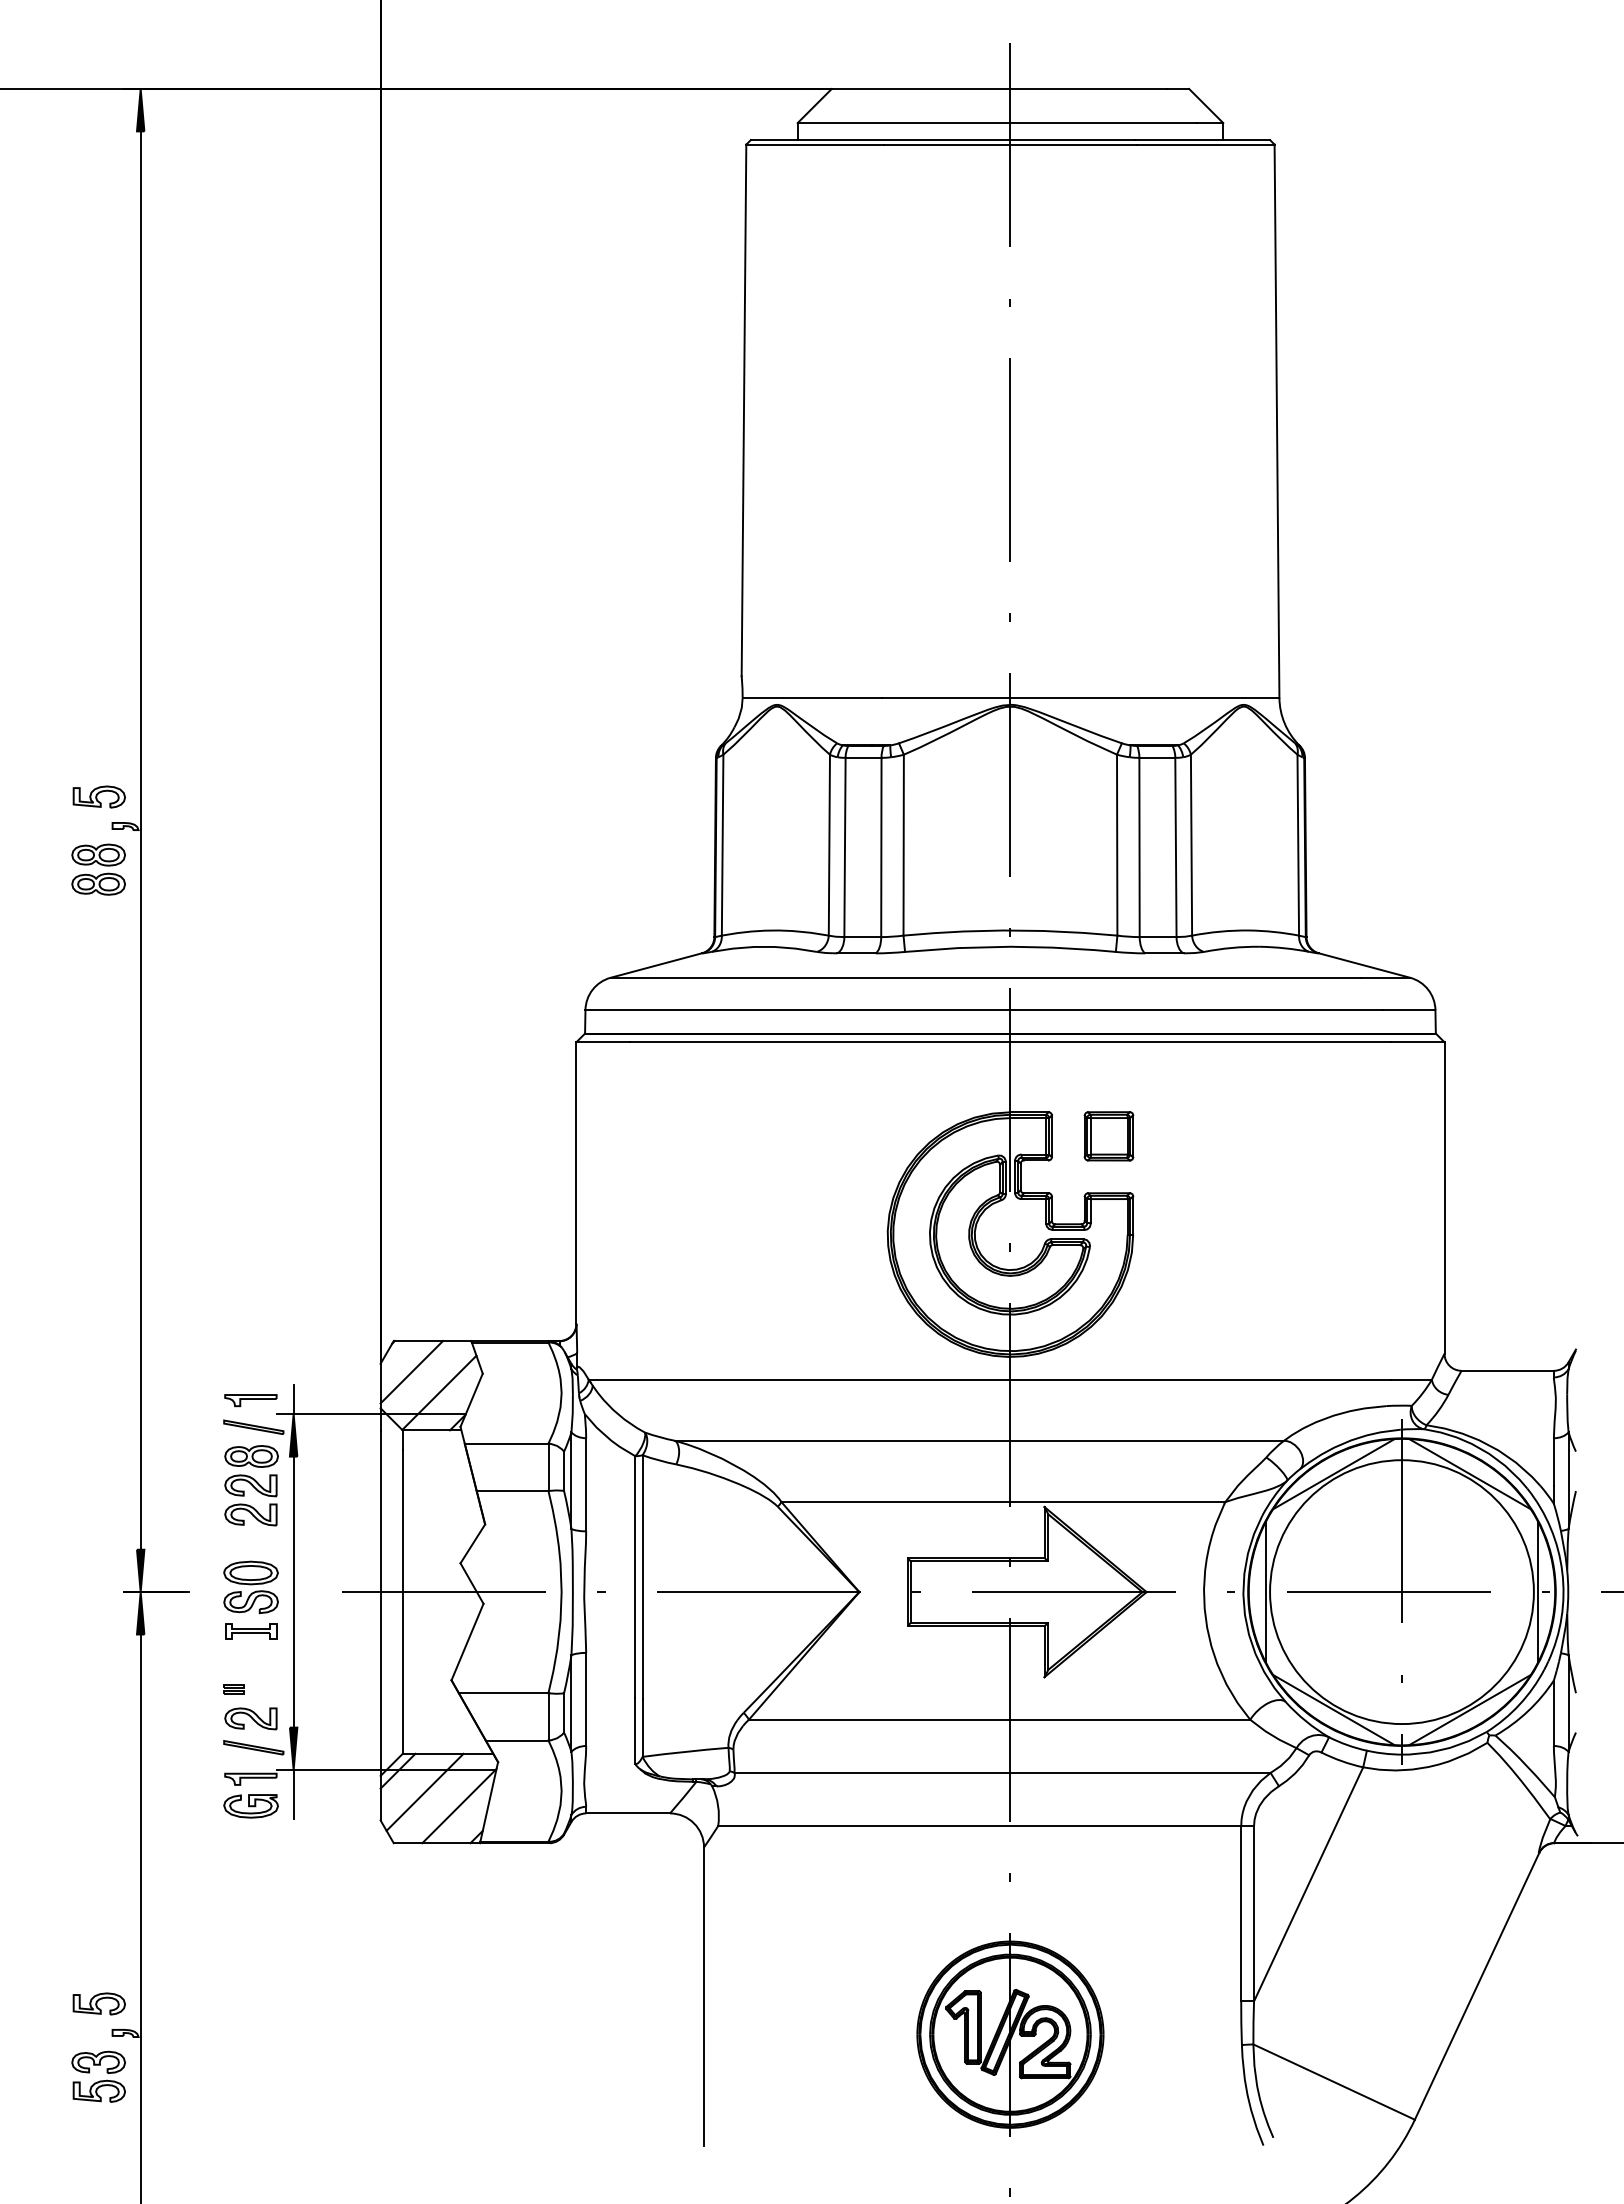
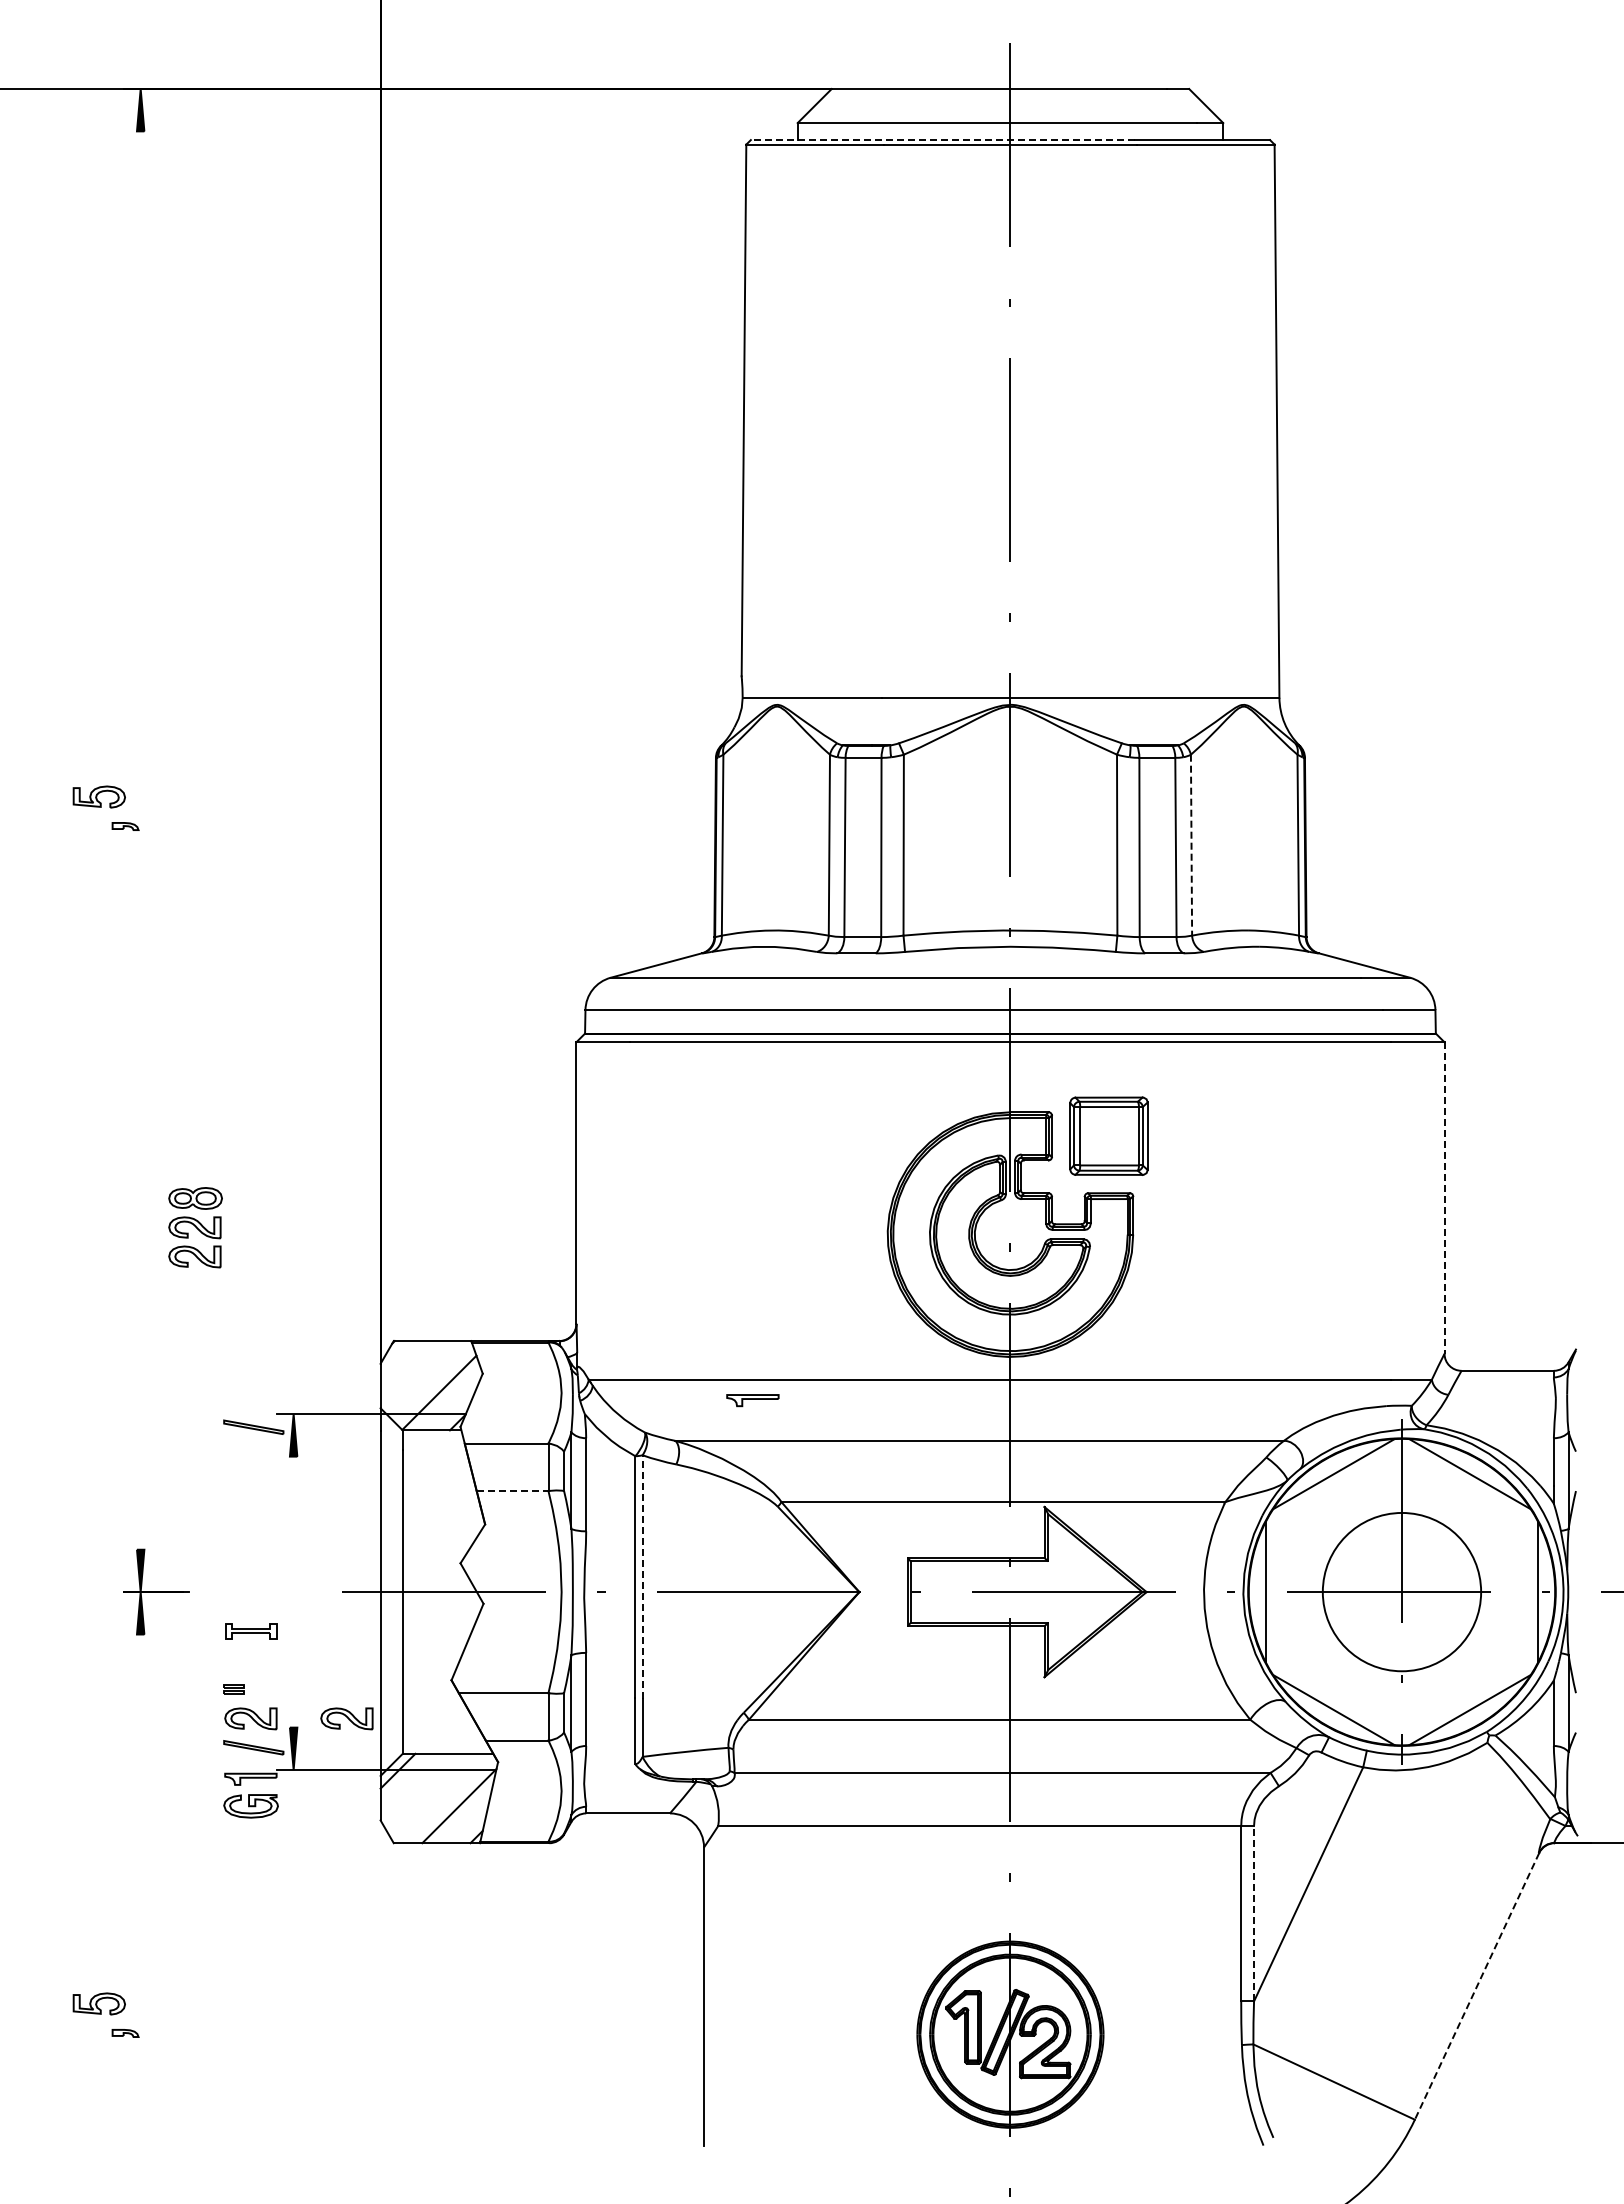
line: solid -> dashed (942, 140)
line: present -> none (140, 840)
line: solid -> dashed (1191, 845)
part: present -> none (98, 869)
part size: 52x51 px -> 80x80 px (1108, 1135)
line: solid -> dashed (1444, 1198)
line: present -> none (411, 1372)
line: present -> none (293, 1399)
part position: (250, 1400) -> (752, 1400) (752, 1400)
part position: (251, 1485) -> (195, 1227) (195, 1227)
line: solid -> dashed (512, 1490)
line: solid -> dashed (642, 1577)
part: present -> none (250, 1587)
line: present -> none (293, 1591)
circle diameter: 264 px -> 158 px (1401, 1591)
part: none -> present (346, 1718)
line: present -> none (424, 1791)
line: present -> none (293, 1794)
line: solid -> dashed (1254, 1913)
line: present -> none (140, 1917)
line: solid -> dashed (1476, 1986)
part: present -> none (98, 2076)
